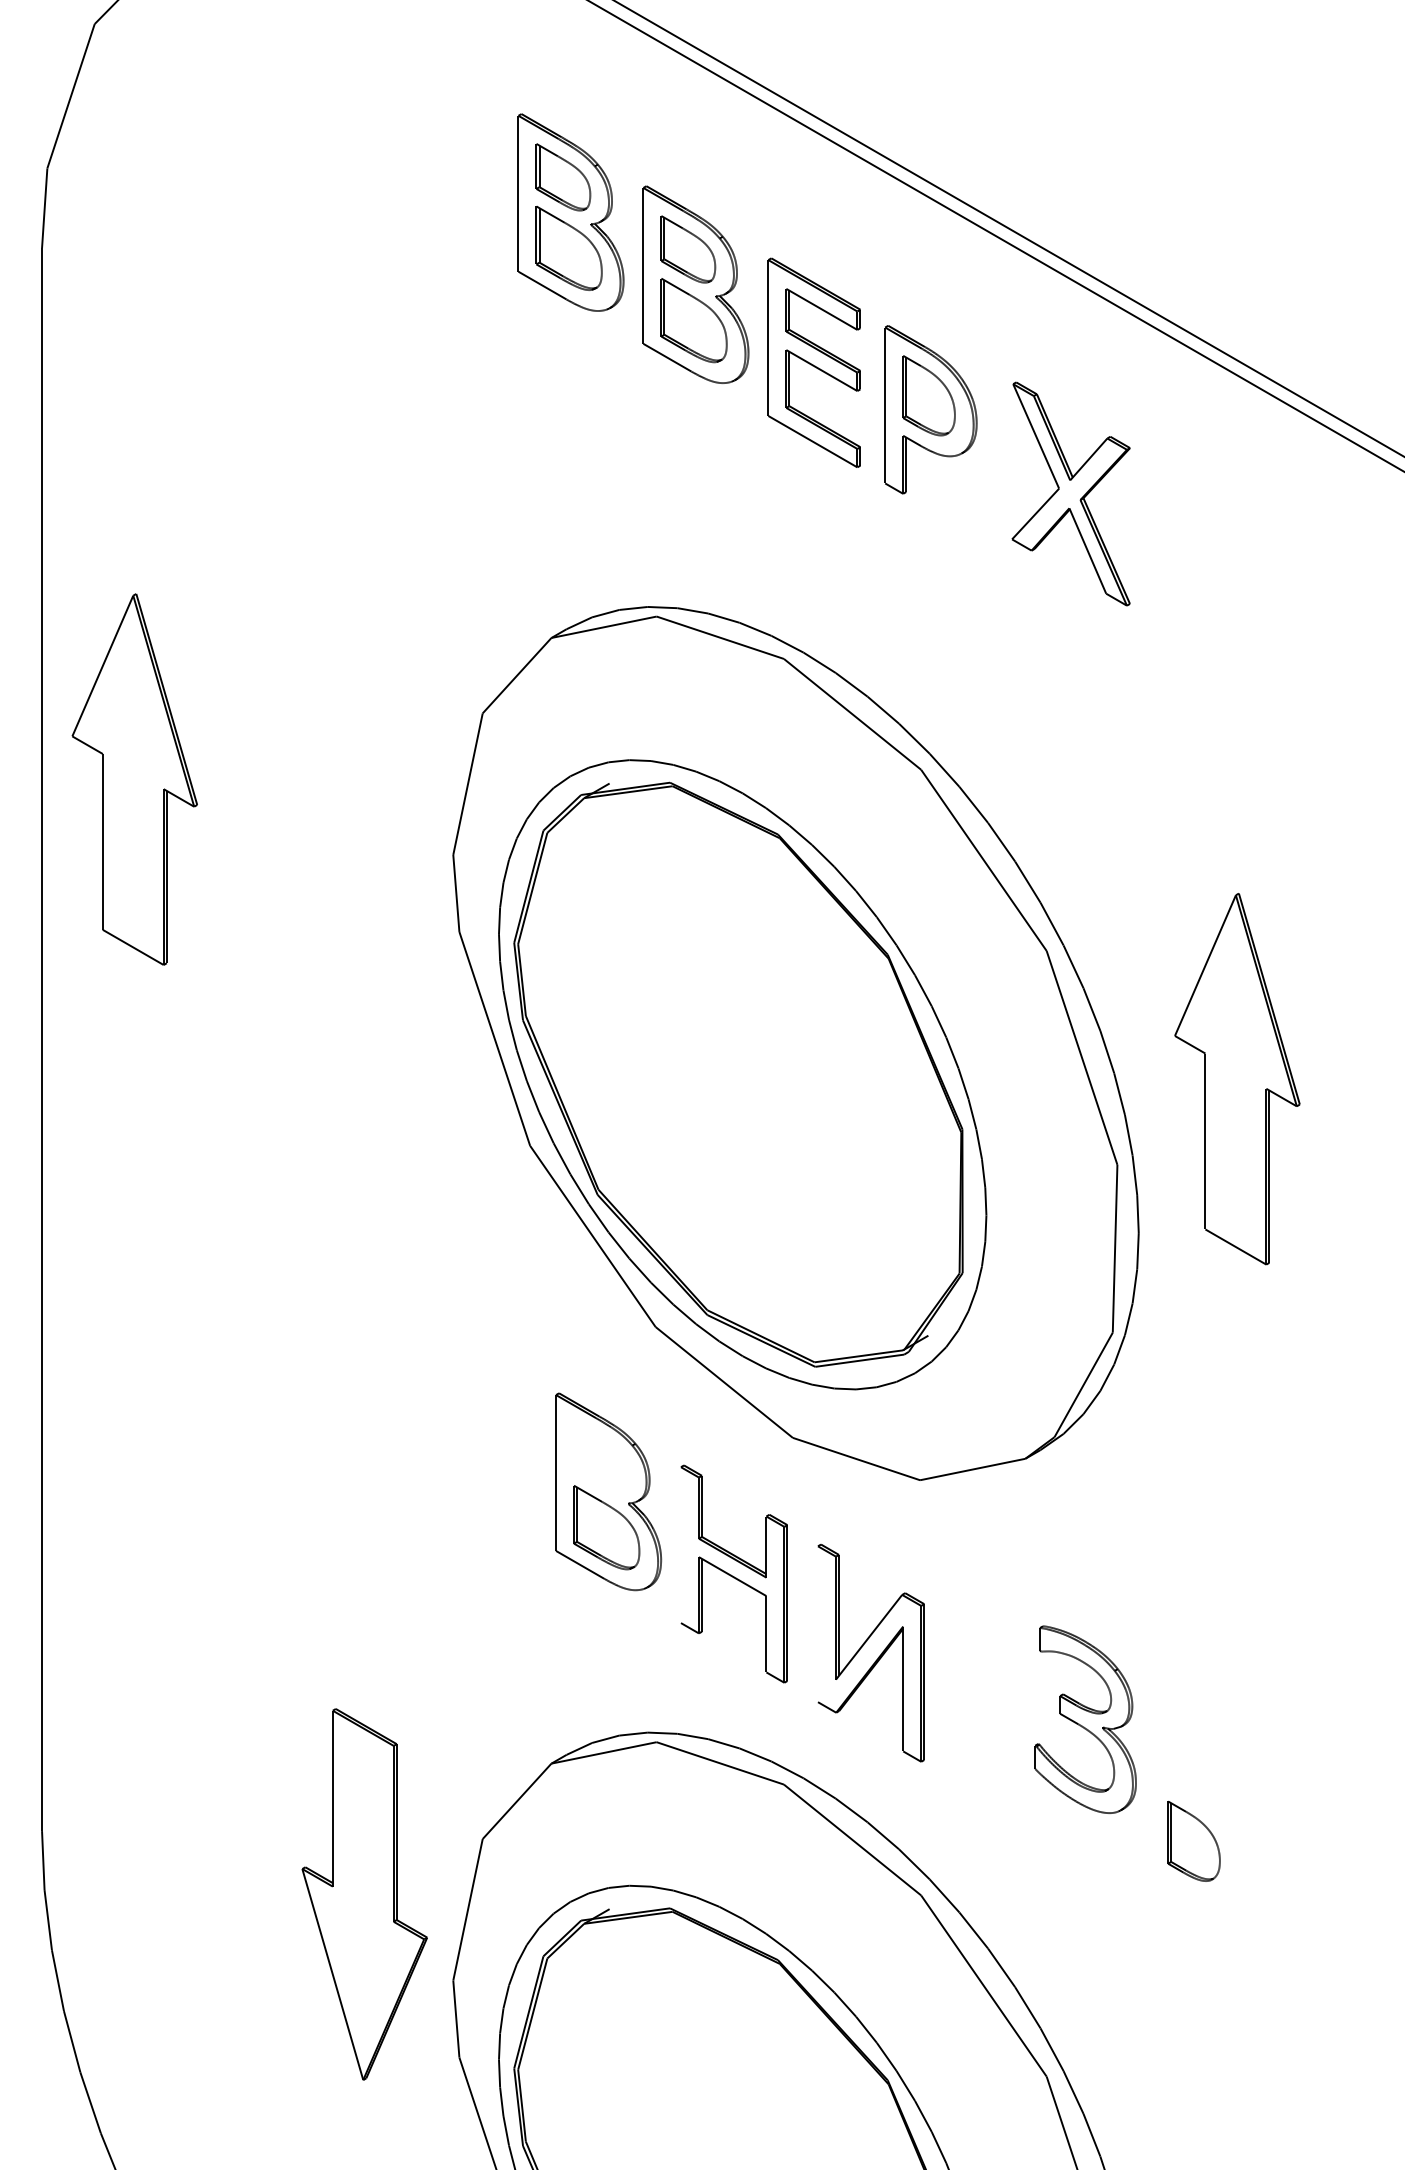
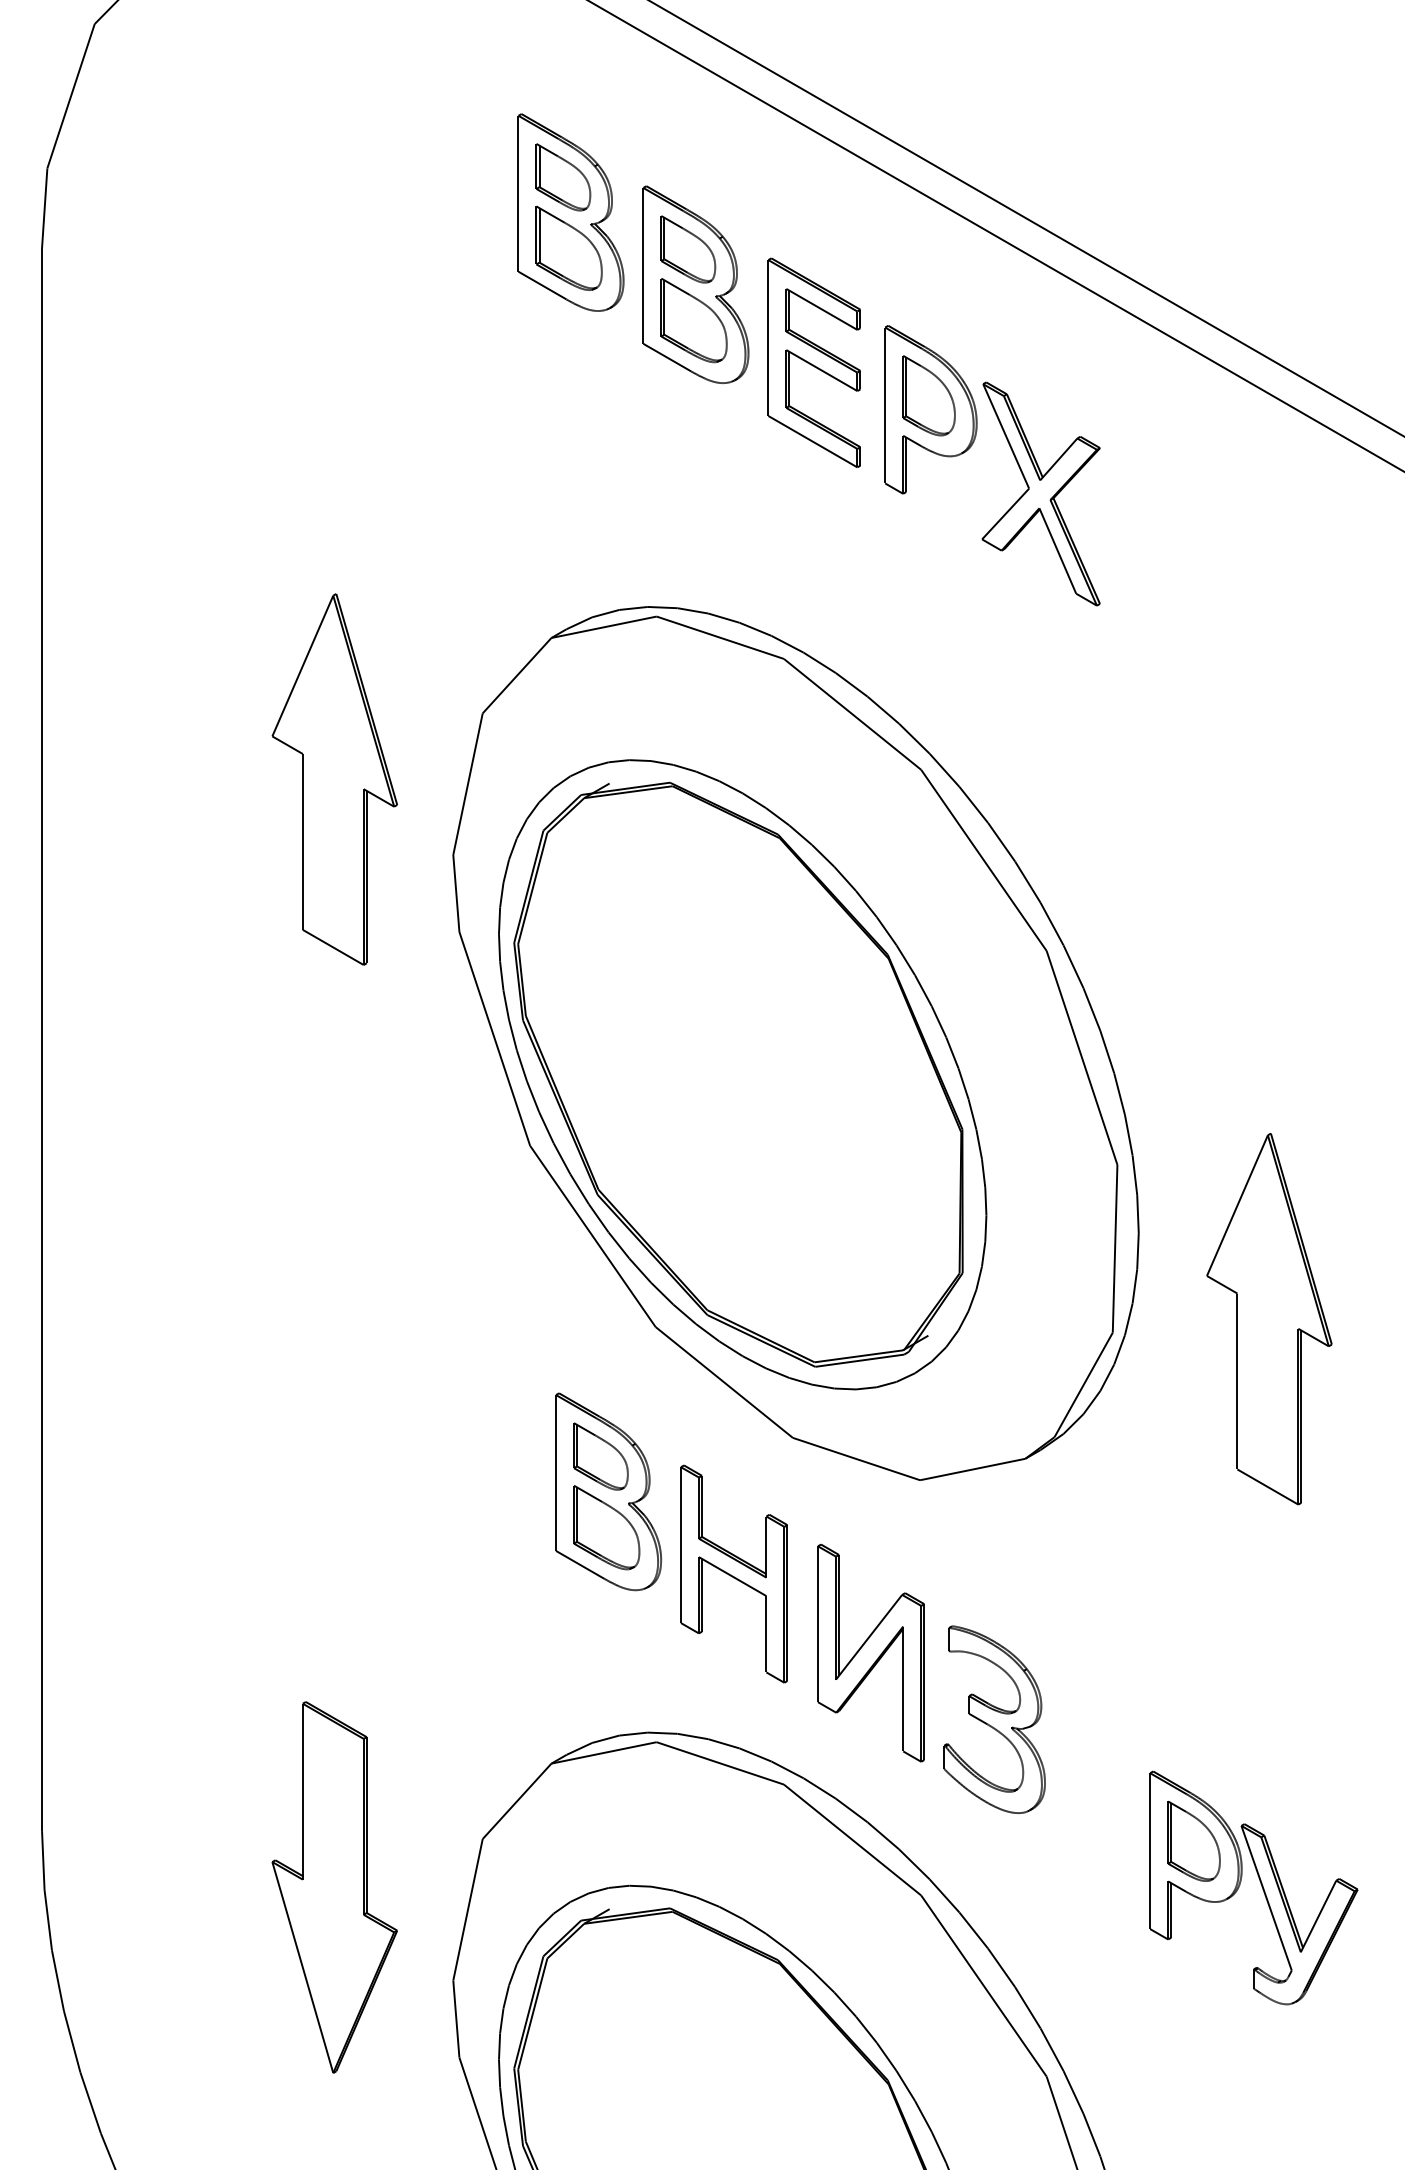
line position: (1008, 228) -> (1026, 218) (1026, 218)
part position: (1070, 493) -> (1040, 493) (1040, 493)
part position: (134, 779) -> (334, 779) (334, 779)
part position: (1237, 1079) -> (1269, 1319) (1269, 1319)
part: none -> present (600, 1456)
line: none -> present (680, 1545)
line: none -> present (818, 1624)
part position: (1085, 1719) -> (994, 1719) (994, 1719)
part: none -> present (1260, 1884)
part position: (364, 1894) -> (334, 1887) (334, 1887)
